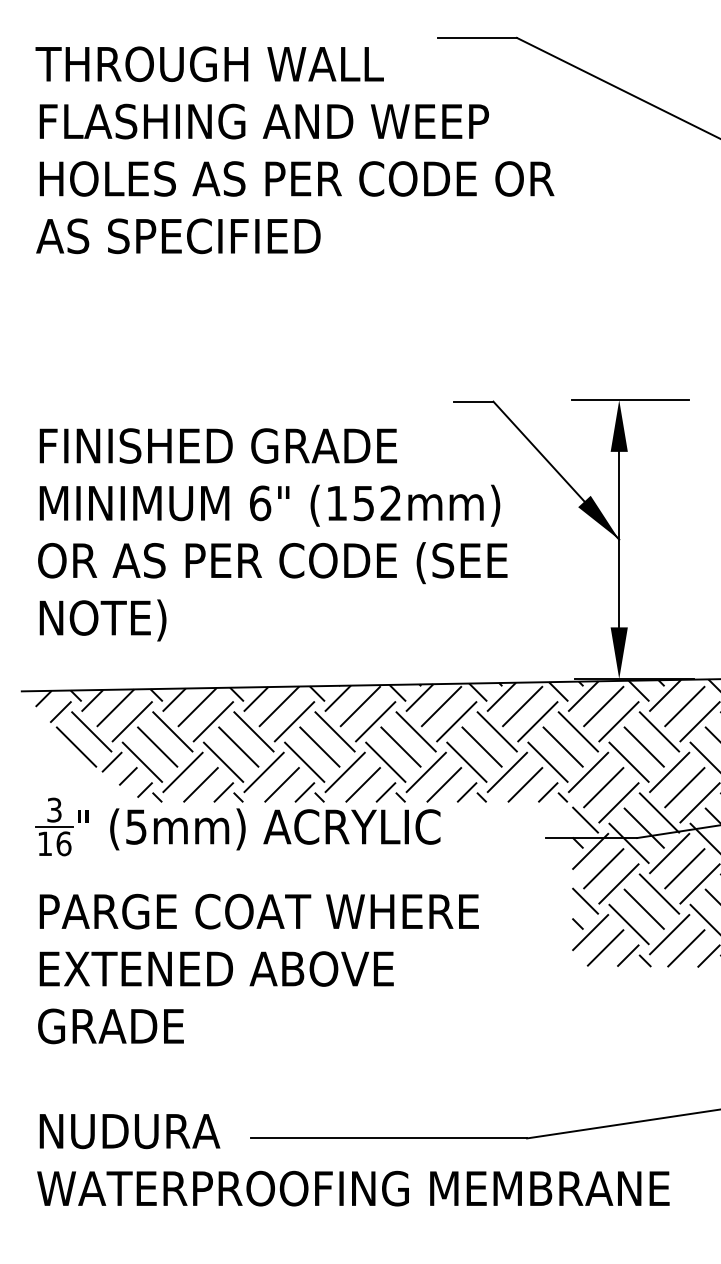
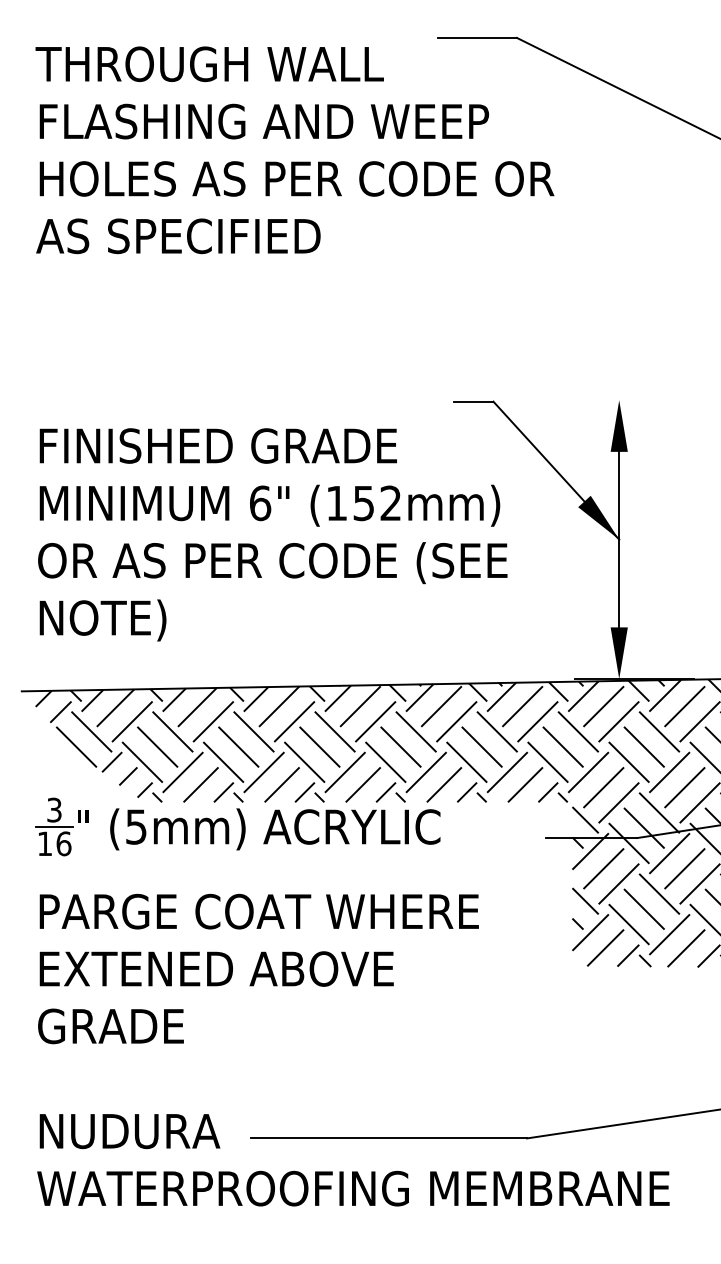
line: present -> none (630, 400)
